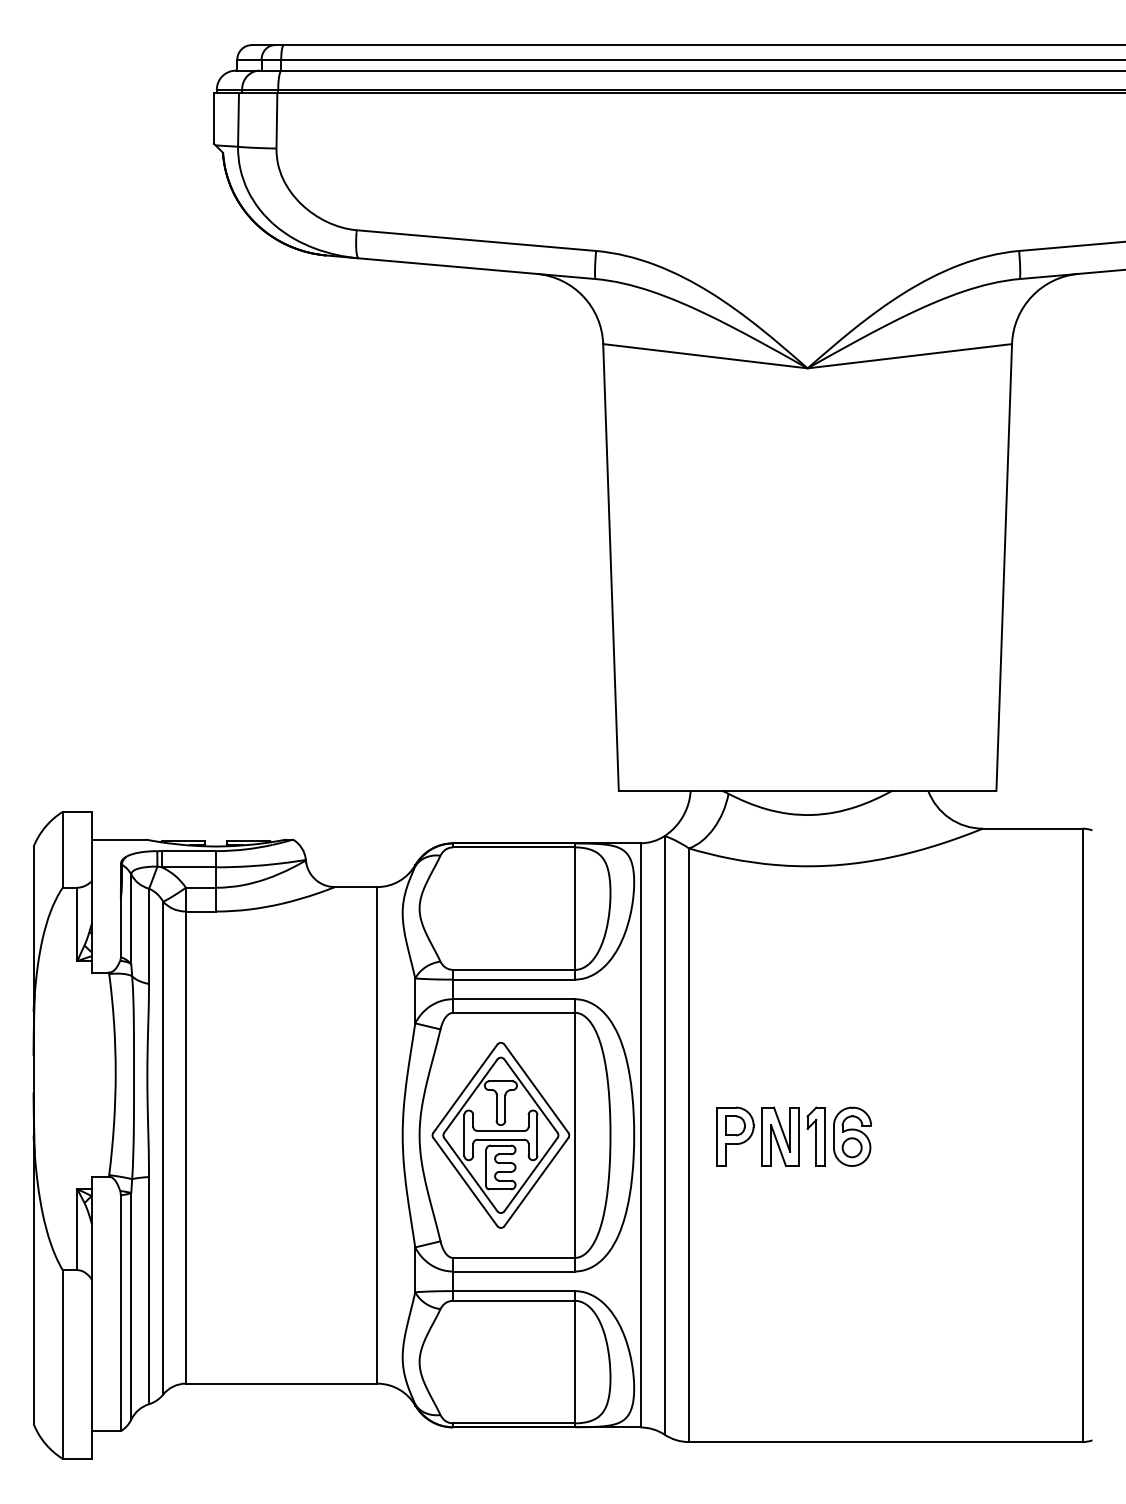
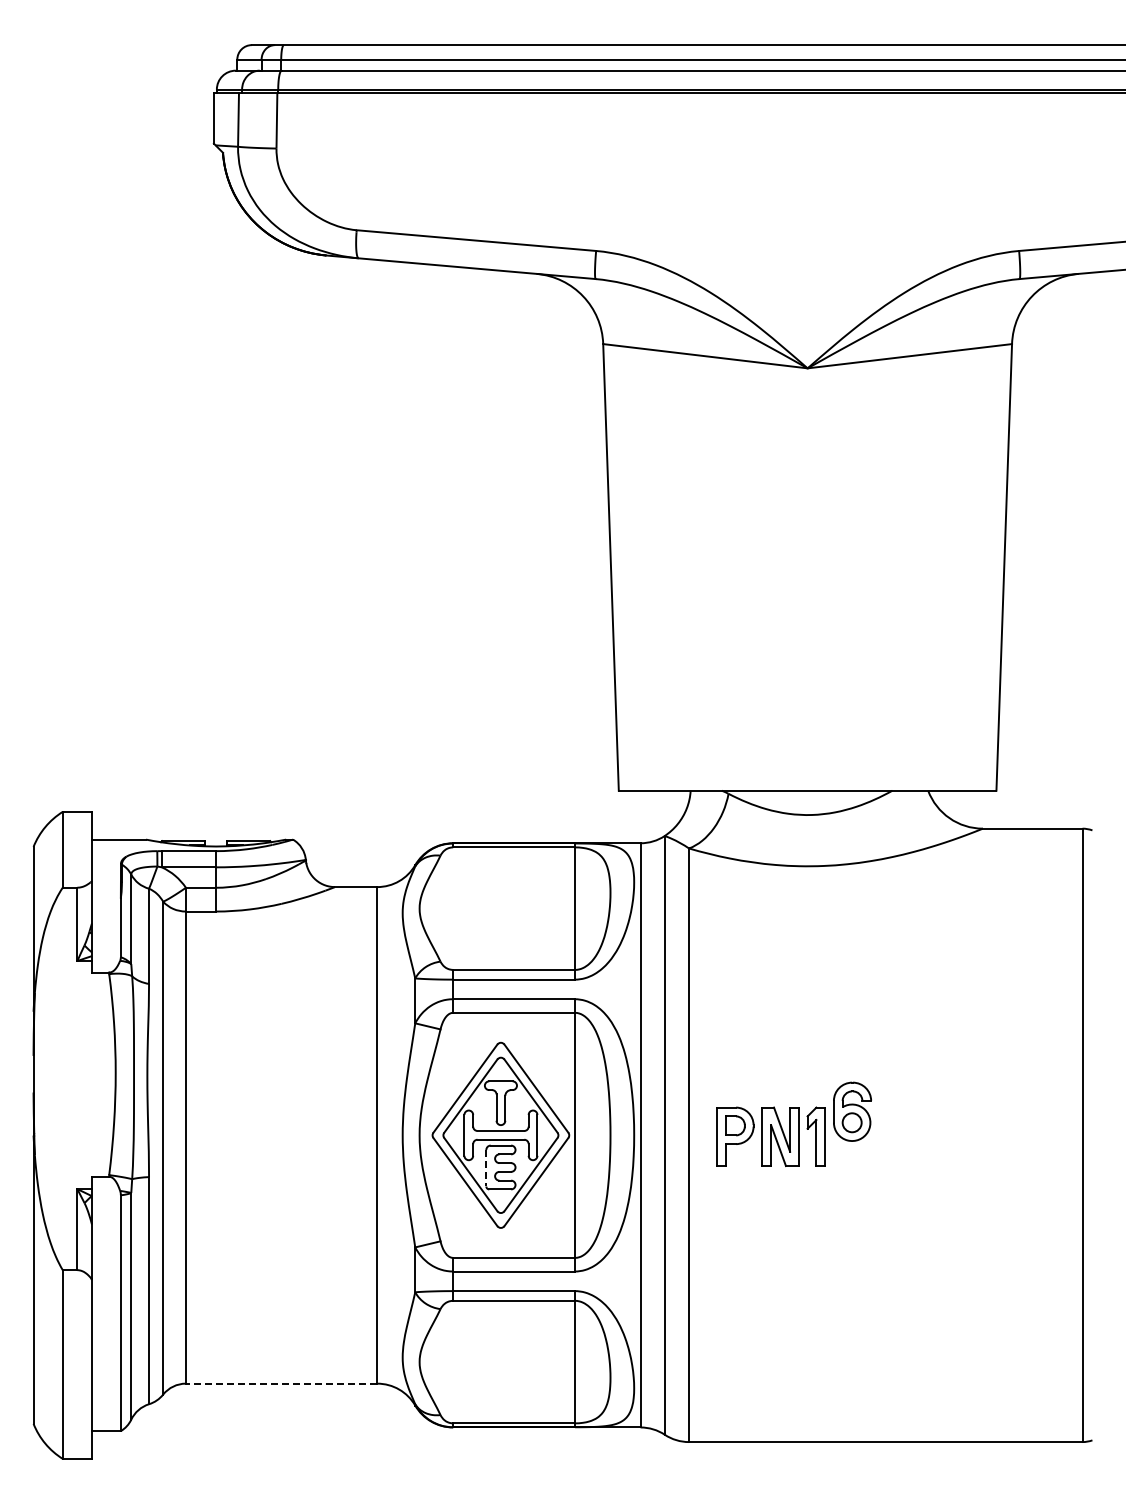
part position: (852, 1136) -> (852, 1111) (852, 1111)
line: solid -> dashed (486, 1168)
line: solid -> dashed (281, 1383)
